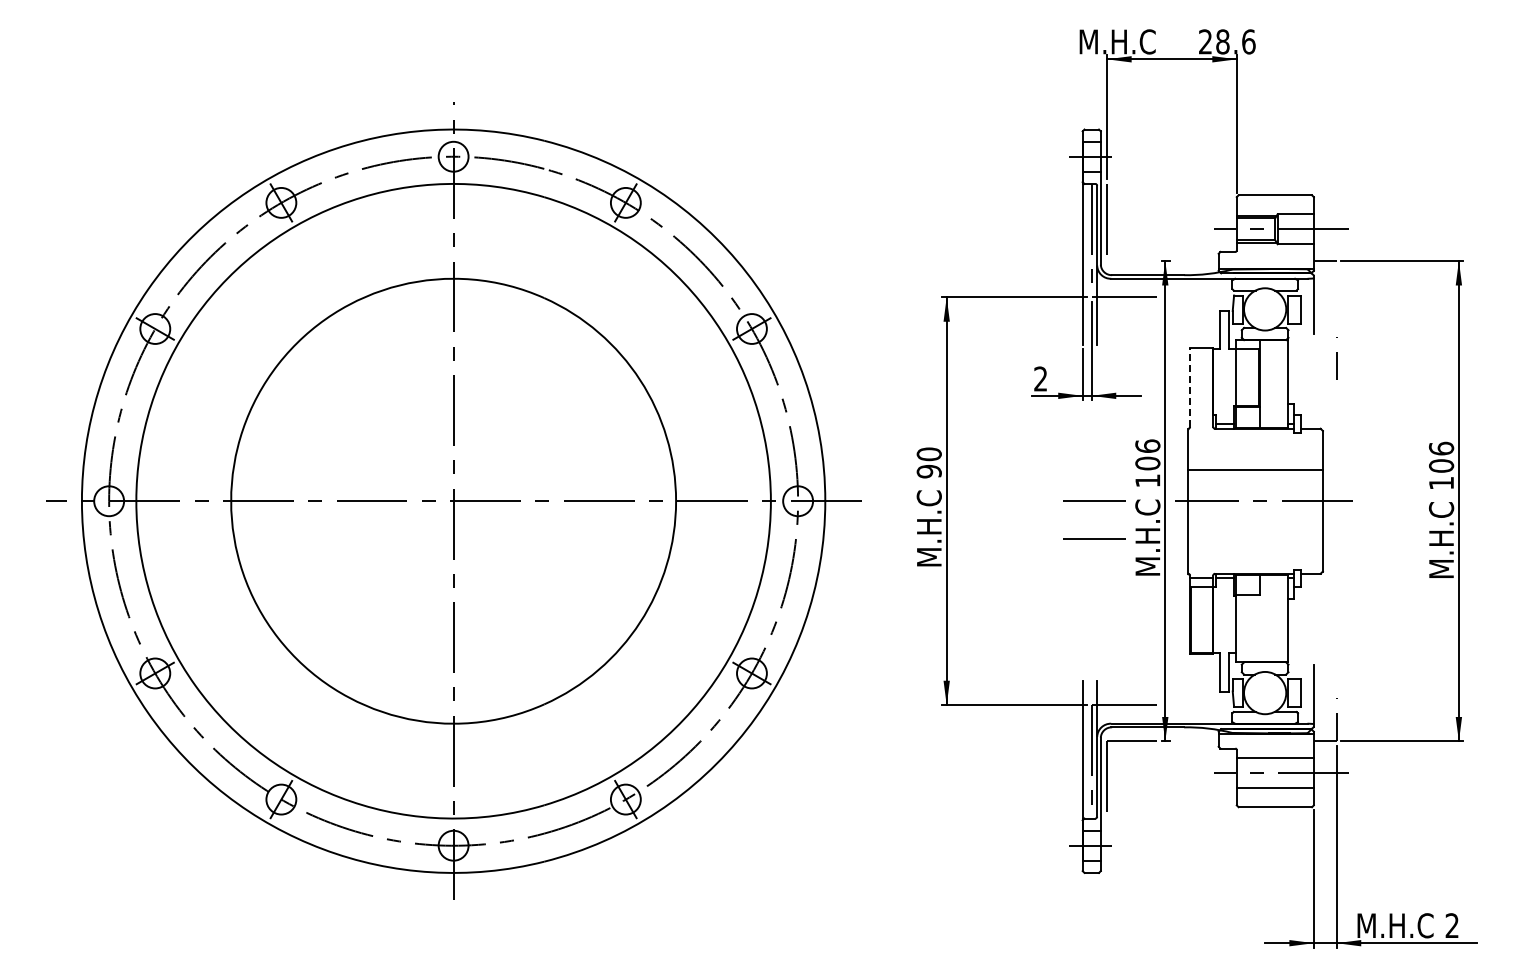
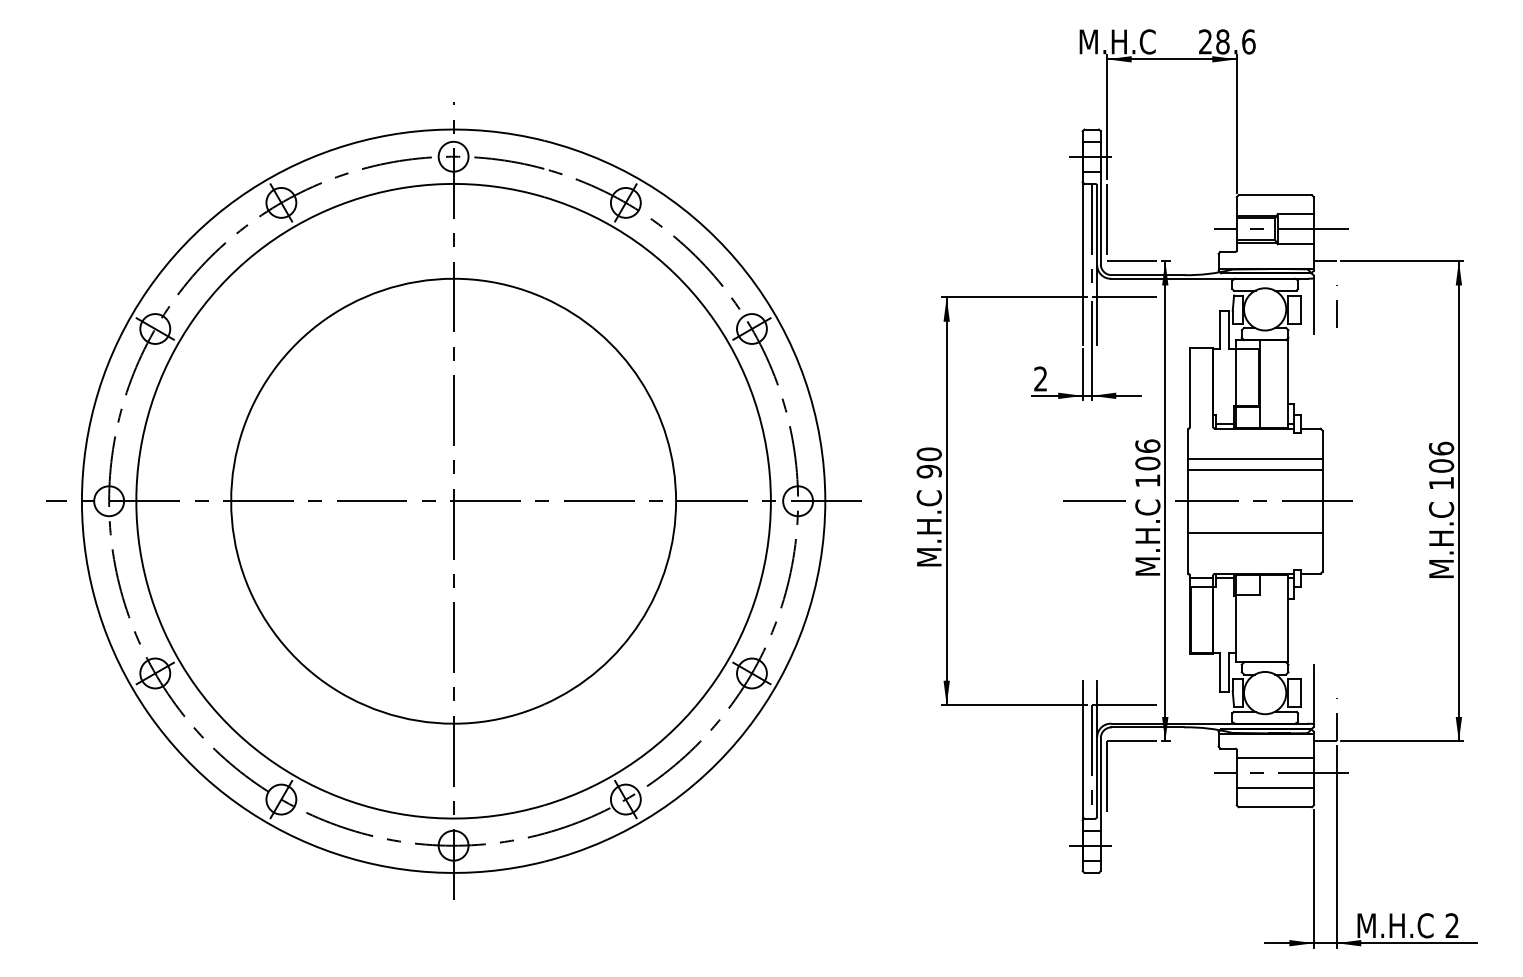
line: none -> present (1132, 261)
line position: (1336, 358) -> (1336, 306) (1336, 306)
line: dashed -> solid (1190, 387)
line: none -> present (1255, 459)
line: none -> present (1255, 532)
line: present -> none (1094, 538)
